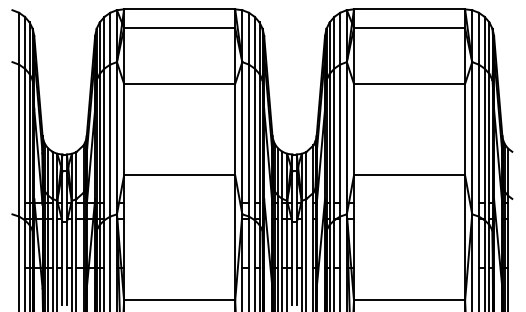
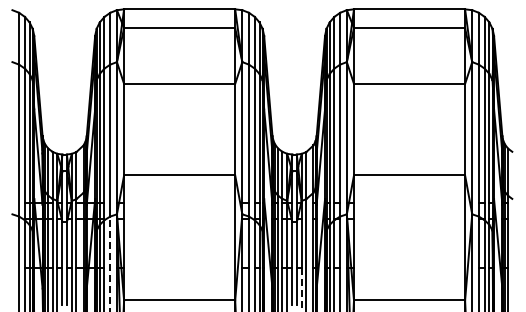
line: solid -> dashed (110, 263)
line: solid -> dashed (301, 289)
